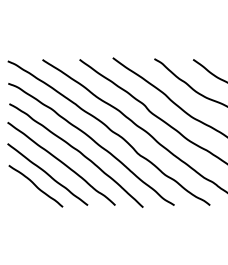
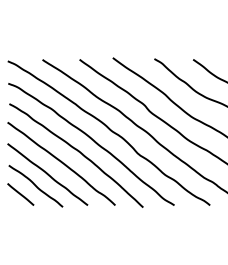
line: none -> present (20, 194)
